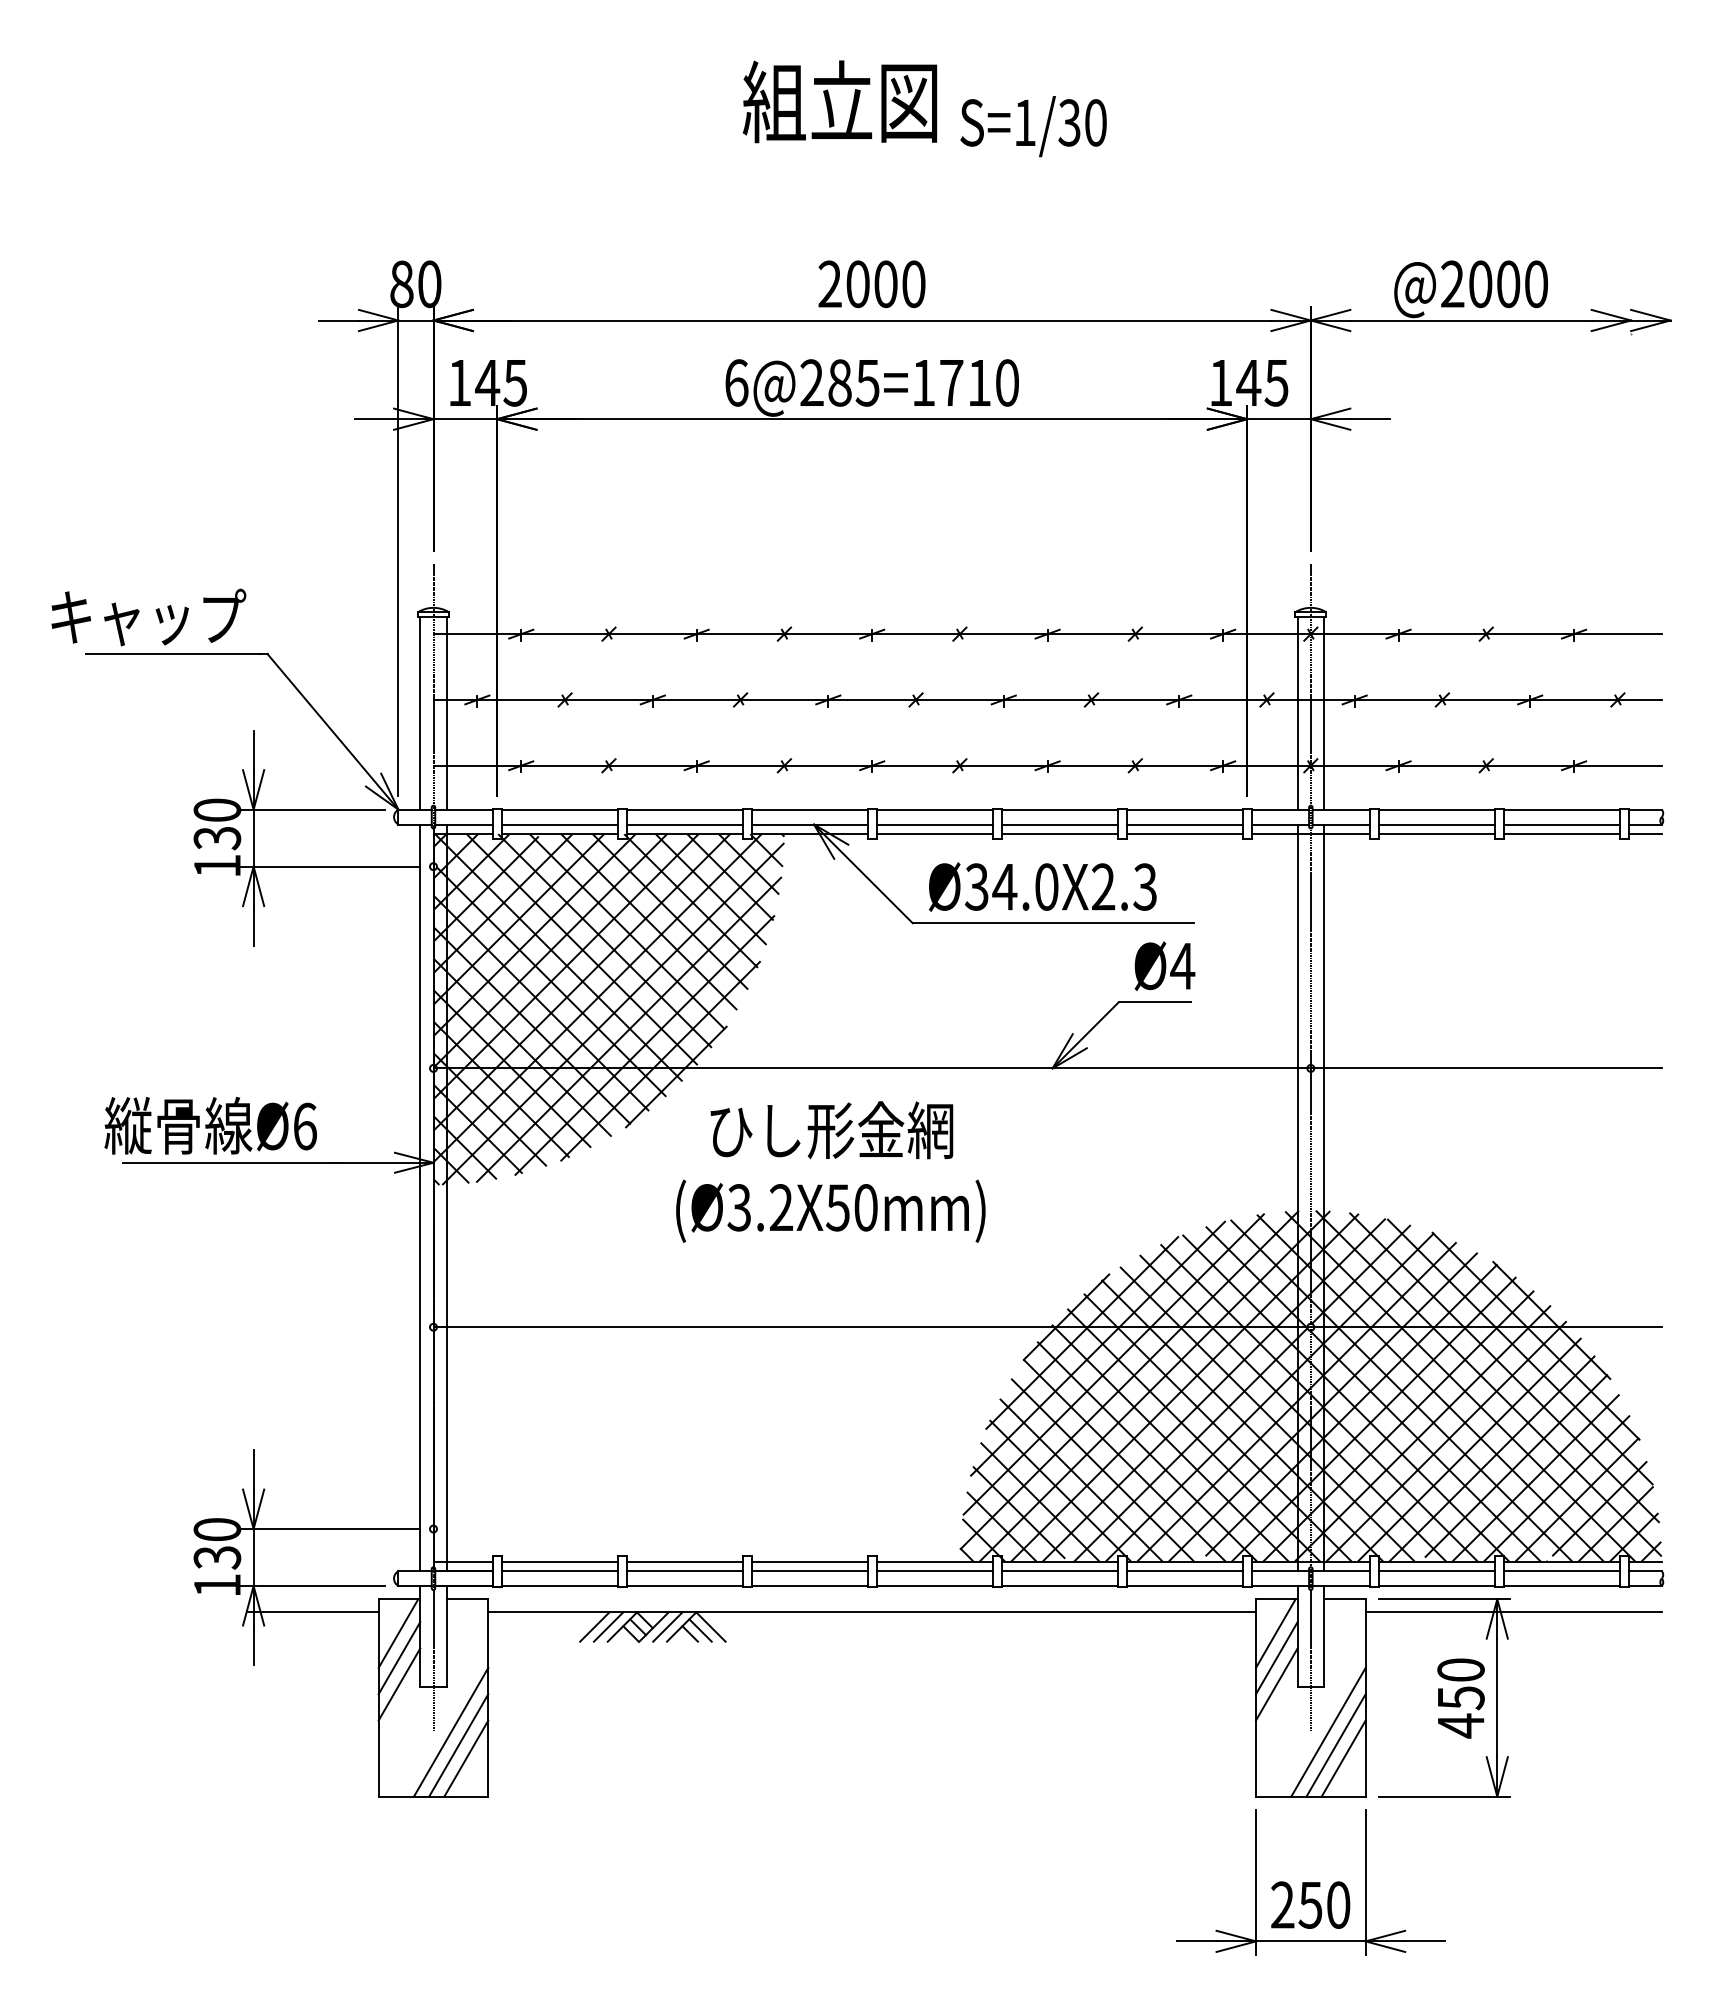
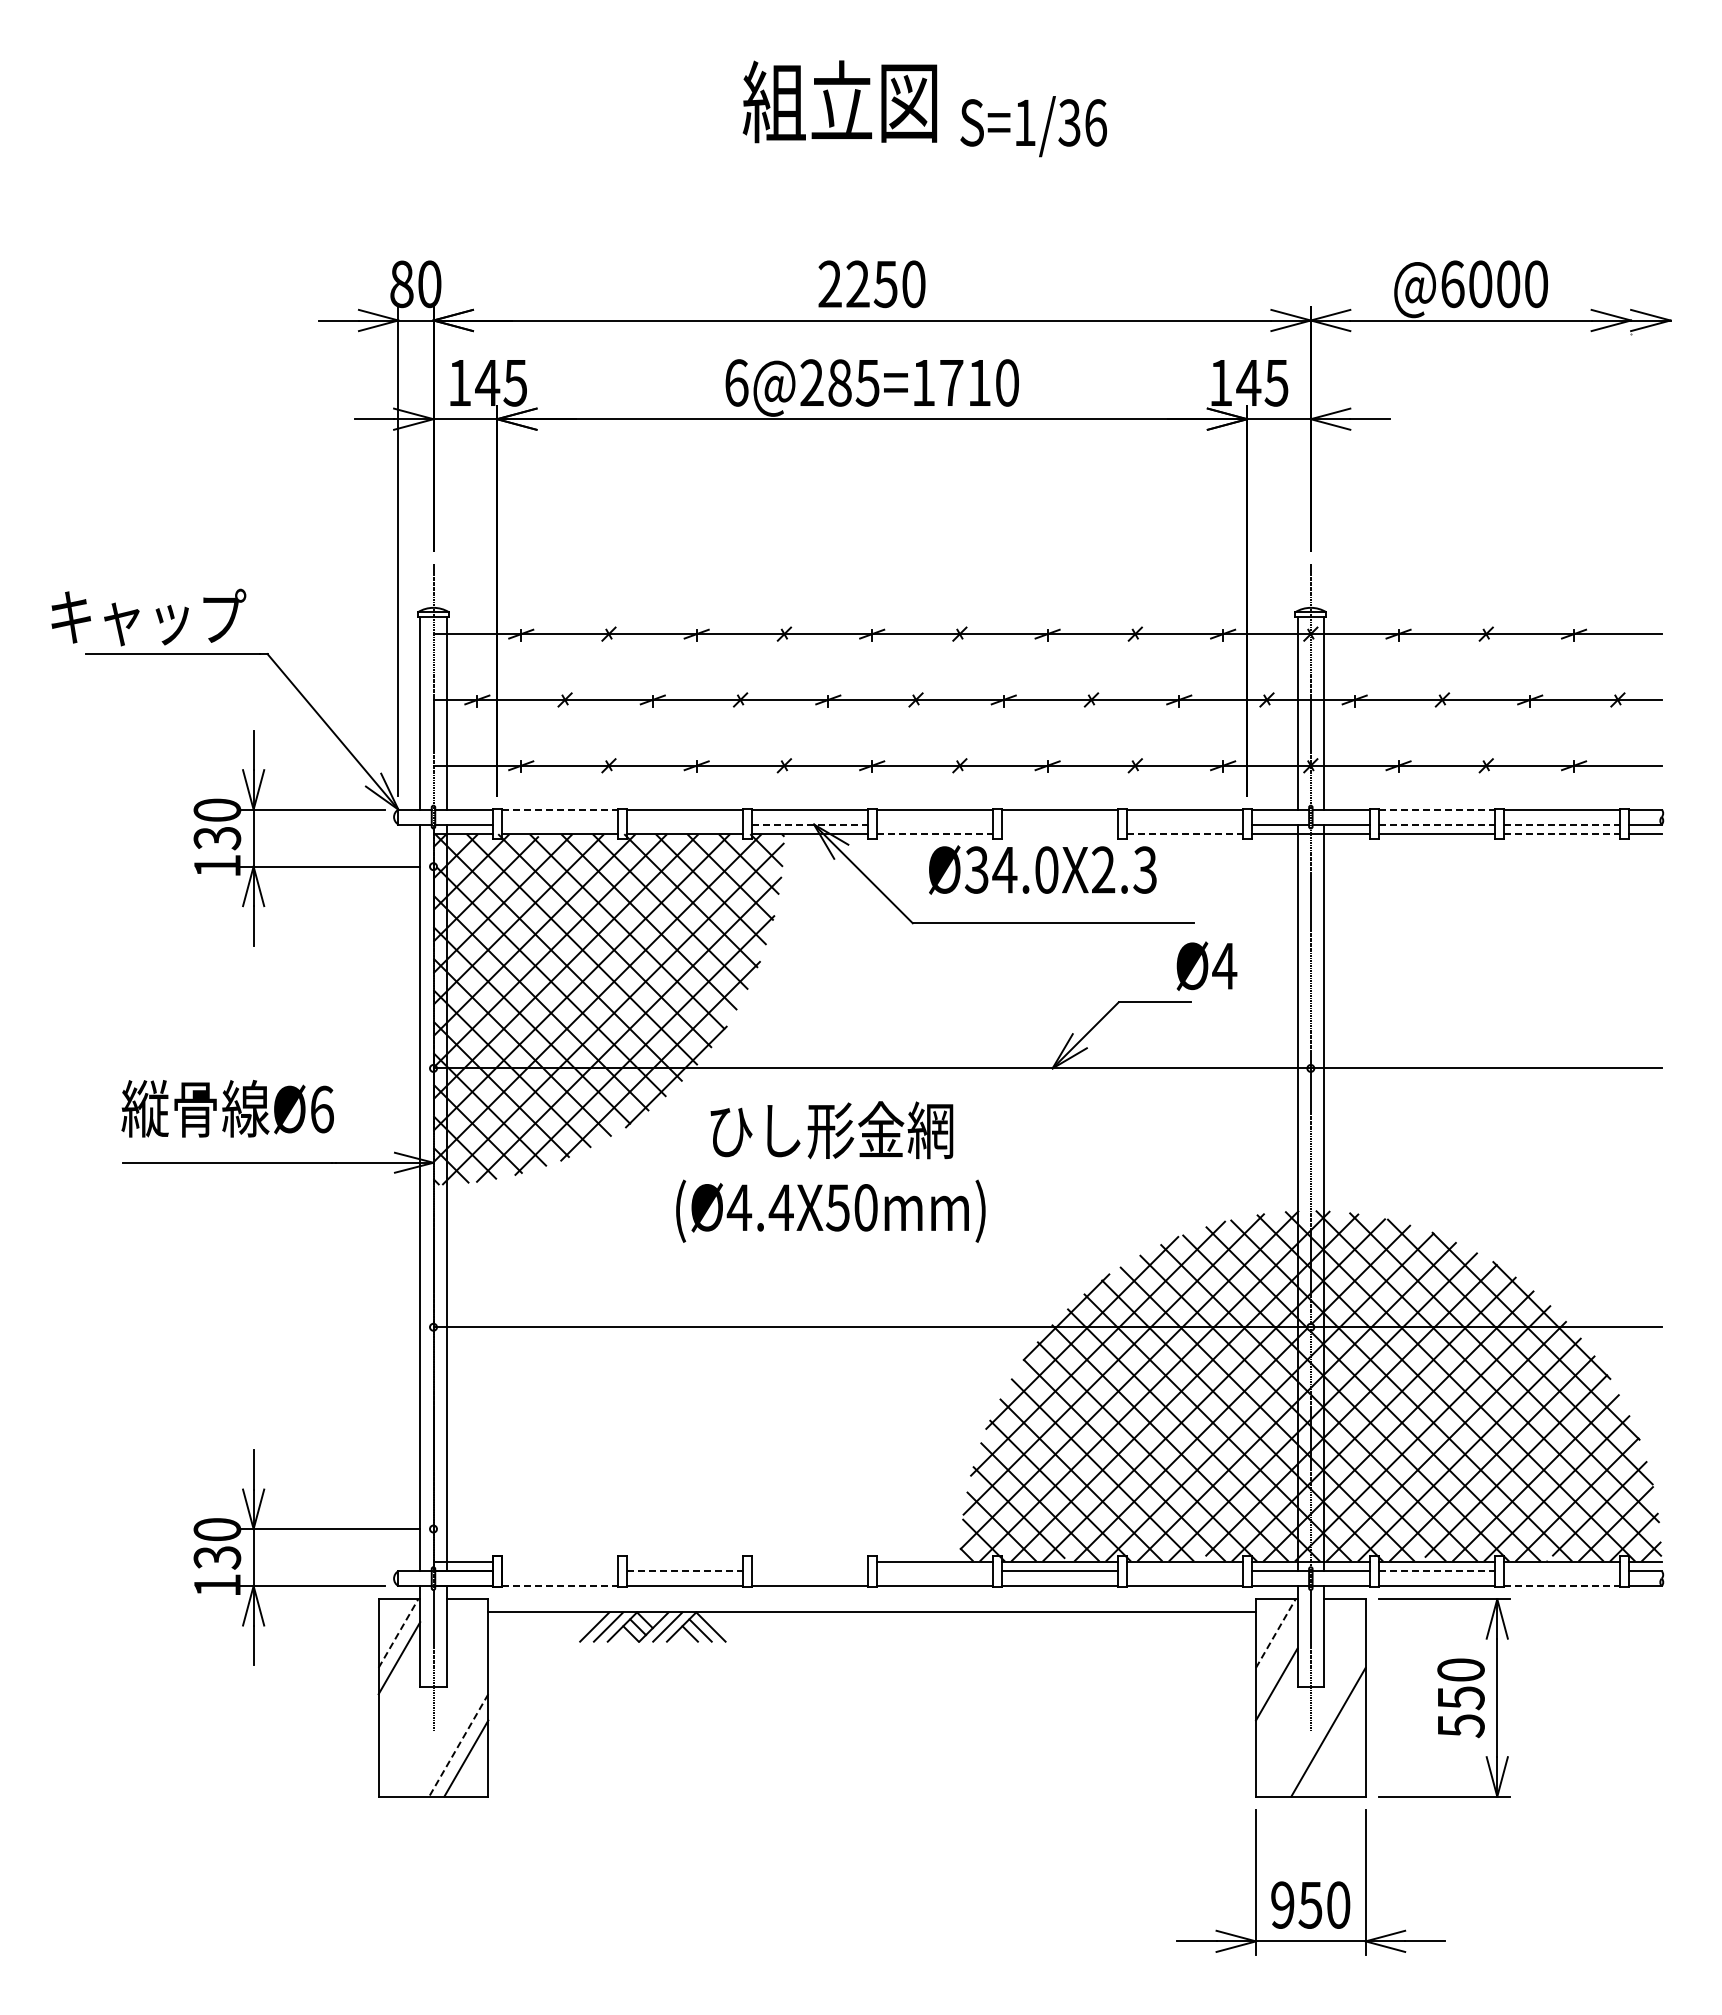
text: S=1/30 -> S=1/36 (1096, 122)
text: 2000 -> 2250 (871, 284)
text: @2000 -> @6000 (1452, 284)
line: solid -> dashed (560, 809)
line: solid -> dashed (1437, 809)
line: present -> none (559, 824)
line: present -> none (684, 824)
line: solid -> dashed (810, 824)
line: present -> none (934, 824)
line: present -> none (1059, 824)
line: present -> none (1184, 824)
line: solid -> dashed (1437, 824)
line: solid -> dashed (1562, 824)
line: solid -> dashed (935, 834)
line: present -> none (1059, 834)
line: solid -> dashed (1185, 834)
line: solid -> dashed (1562, 834)
text position: (1042, 886) -> (1042, 869) (1042, 869)
text position: (1164, 965) -> (1206, 965) (1206, 965)
text position: (210, 1125) -> (227, 1108) (227, 1108)
text: (Ø3.2X50mm) -> (Ø4.4X50mm) (759, 1207)
line: present -> none (559, 1561)
line: present -> none (684, 1561)
line: present -> none (809, 1561)
line: present -> none (559, 1571)
line: solid -> dashed (685, 1571)
line: present -> none (809, 1571)
line: present -> none (934, 1571)
line: present -> none (1184, 1571)
line: solid -> dashed (1437, 1571)
line: present -> none (1561, 1571)
line: solid -> dashed (560, 1586)
line: solid -> dashed (1562, 1586)
line: present -> none (312, 1612)
line: present -> none (1513, 1612)
line: solid -> dashed (398, 1633)
line: solid -> dashed (1275, 1633)
line: present -> none (1276, 1658)
line: present -> none (399, 1684)
text: 450 -> 550 (1461, 1725)
line: present -> none (451, 1731)
line: solid -> dashed (458, 1745)
line: present -> none (1335, 1745)
line: present -> none (1343, 1758)
text: 250 -> 950 (1282, 1905)
